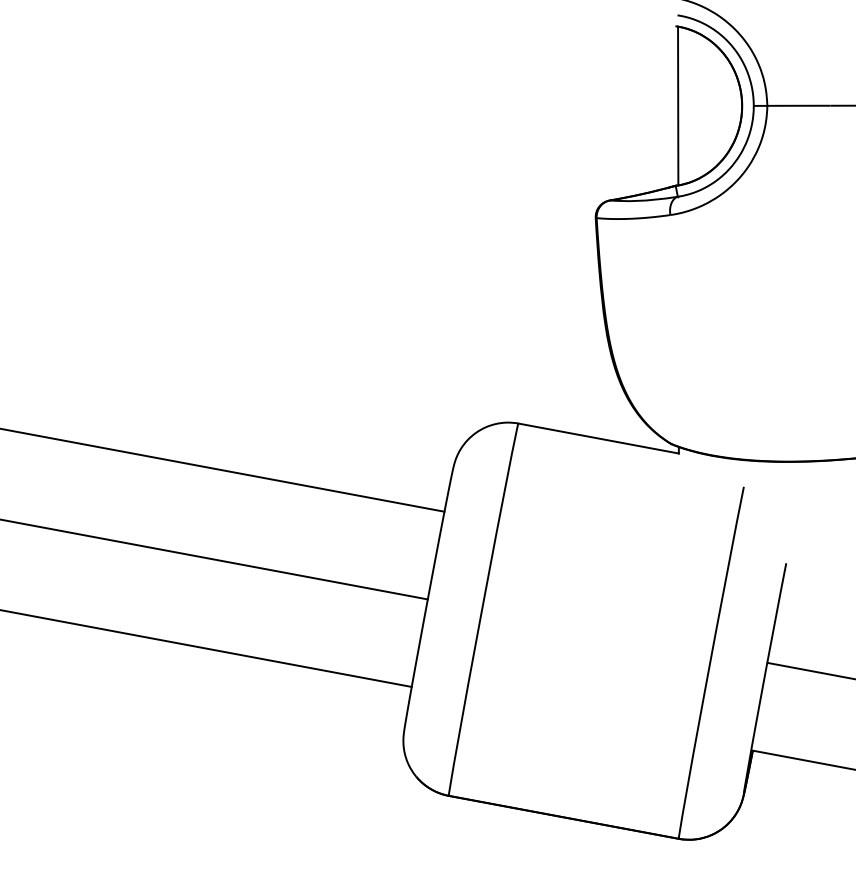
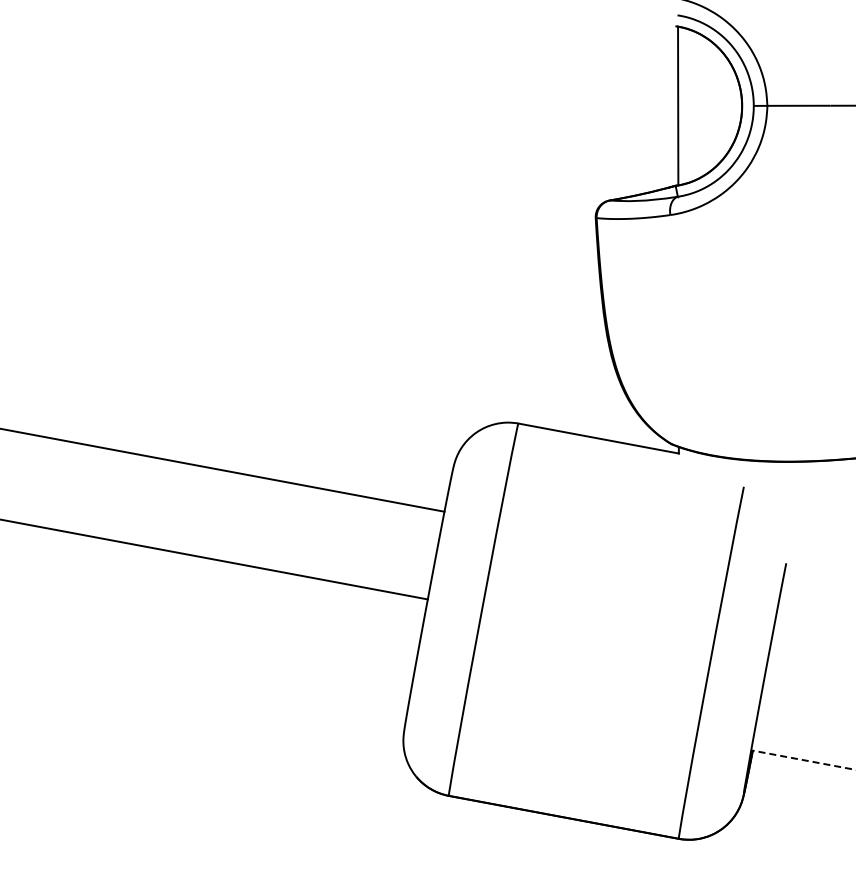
line: present -> none (206, 648)
line: present -> none (809, 670)
line: solid -> dashed (803, 760)
